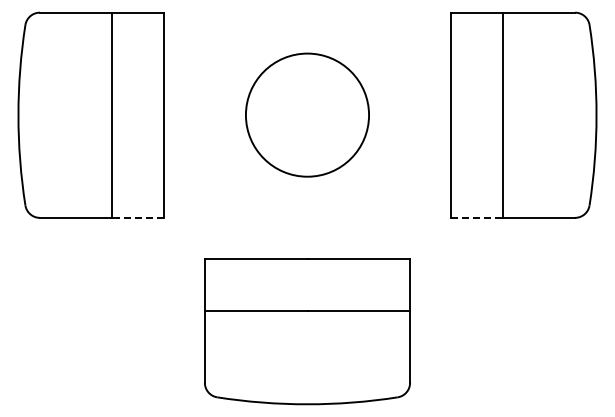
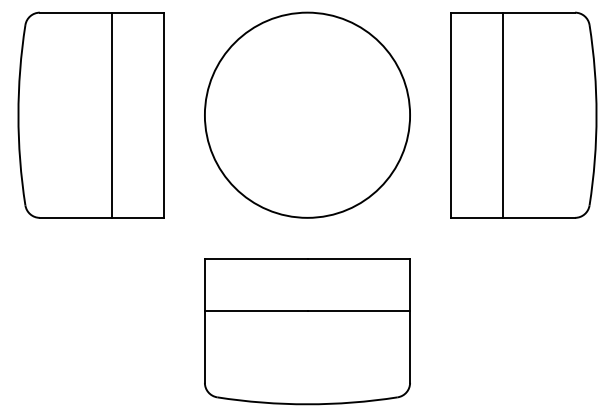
circle size: 125x126 px -> 207x208 px (307, 114)
line: dashed -> solid (138, 217)
line: dashed -> solid (476, 217)
